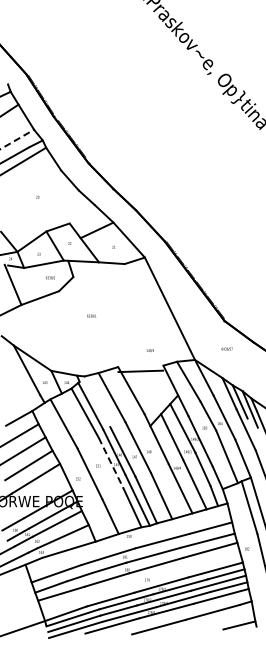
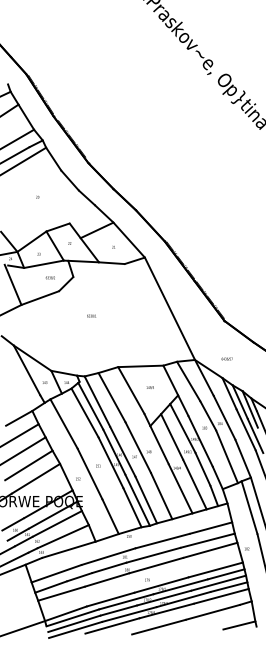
line: dashed -> solid (17, 139)
text position: (226, 348) -> (226, 358) (226, 358)
text position: (149, 350) -> (149, 387) (149, 387)
line position: (140, 371) -> (140, 366) (140, 366)
line: none -> present (97, 401)
line: none -> present (254, 435)
line: dashed -> solid (111, 463)
